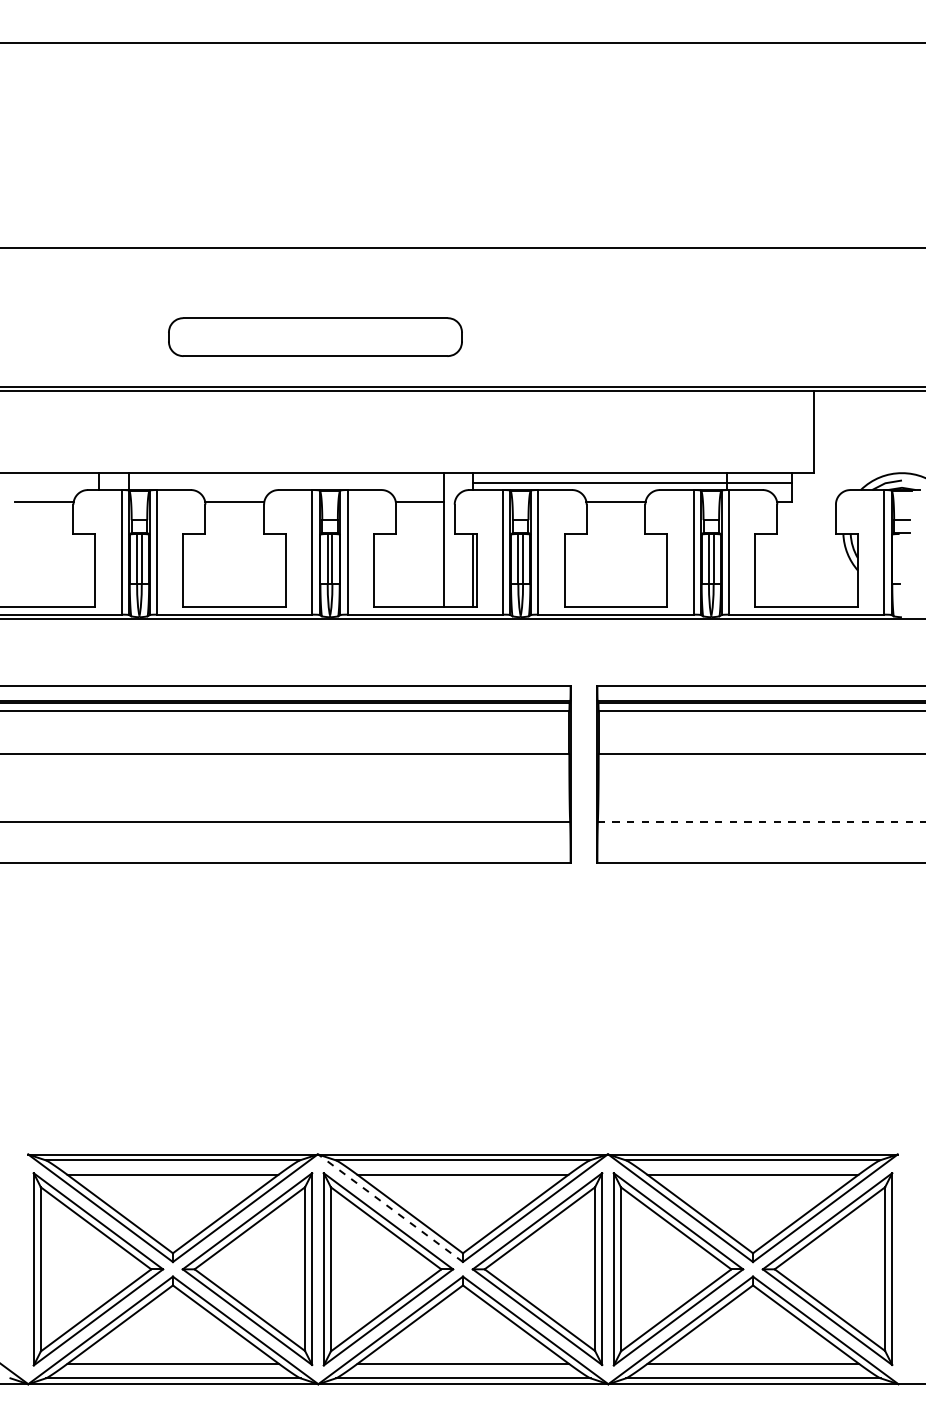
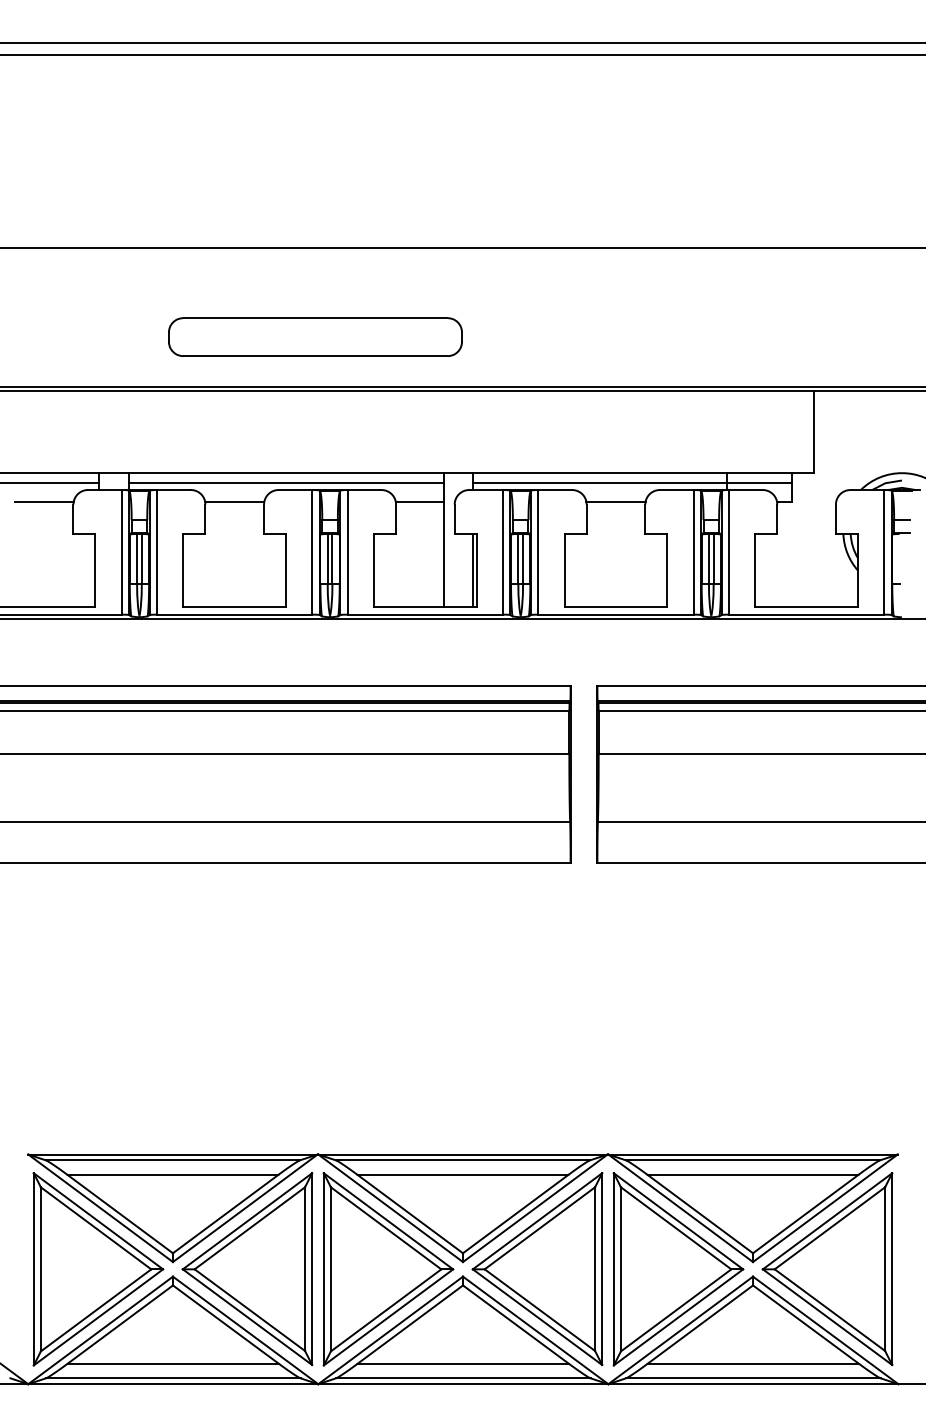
line: none -> present (462, 54)
line: none -> present (50, 482)
line: none -> present (285, 482)
line: dashed -> solid (761, 821)
line: dashed -> solid (390, 1207)
